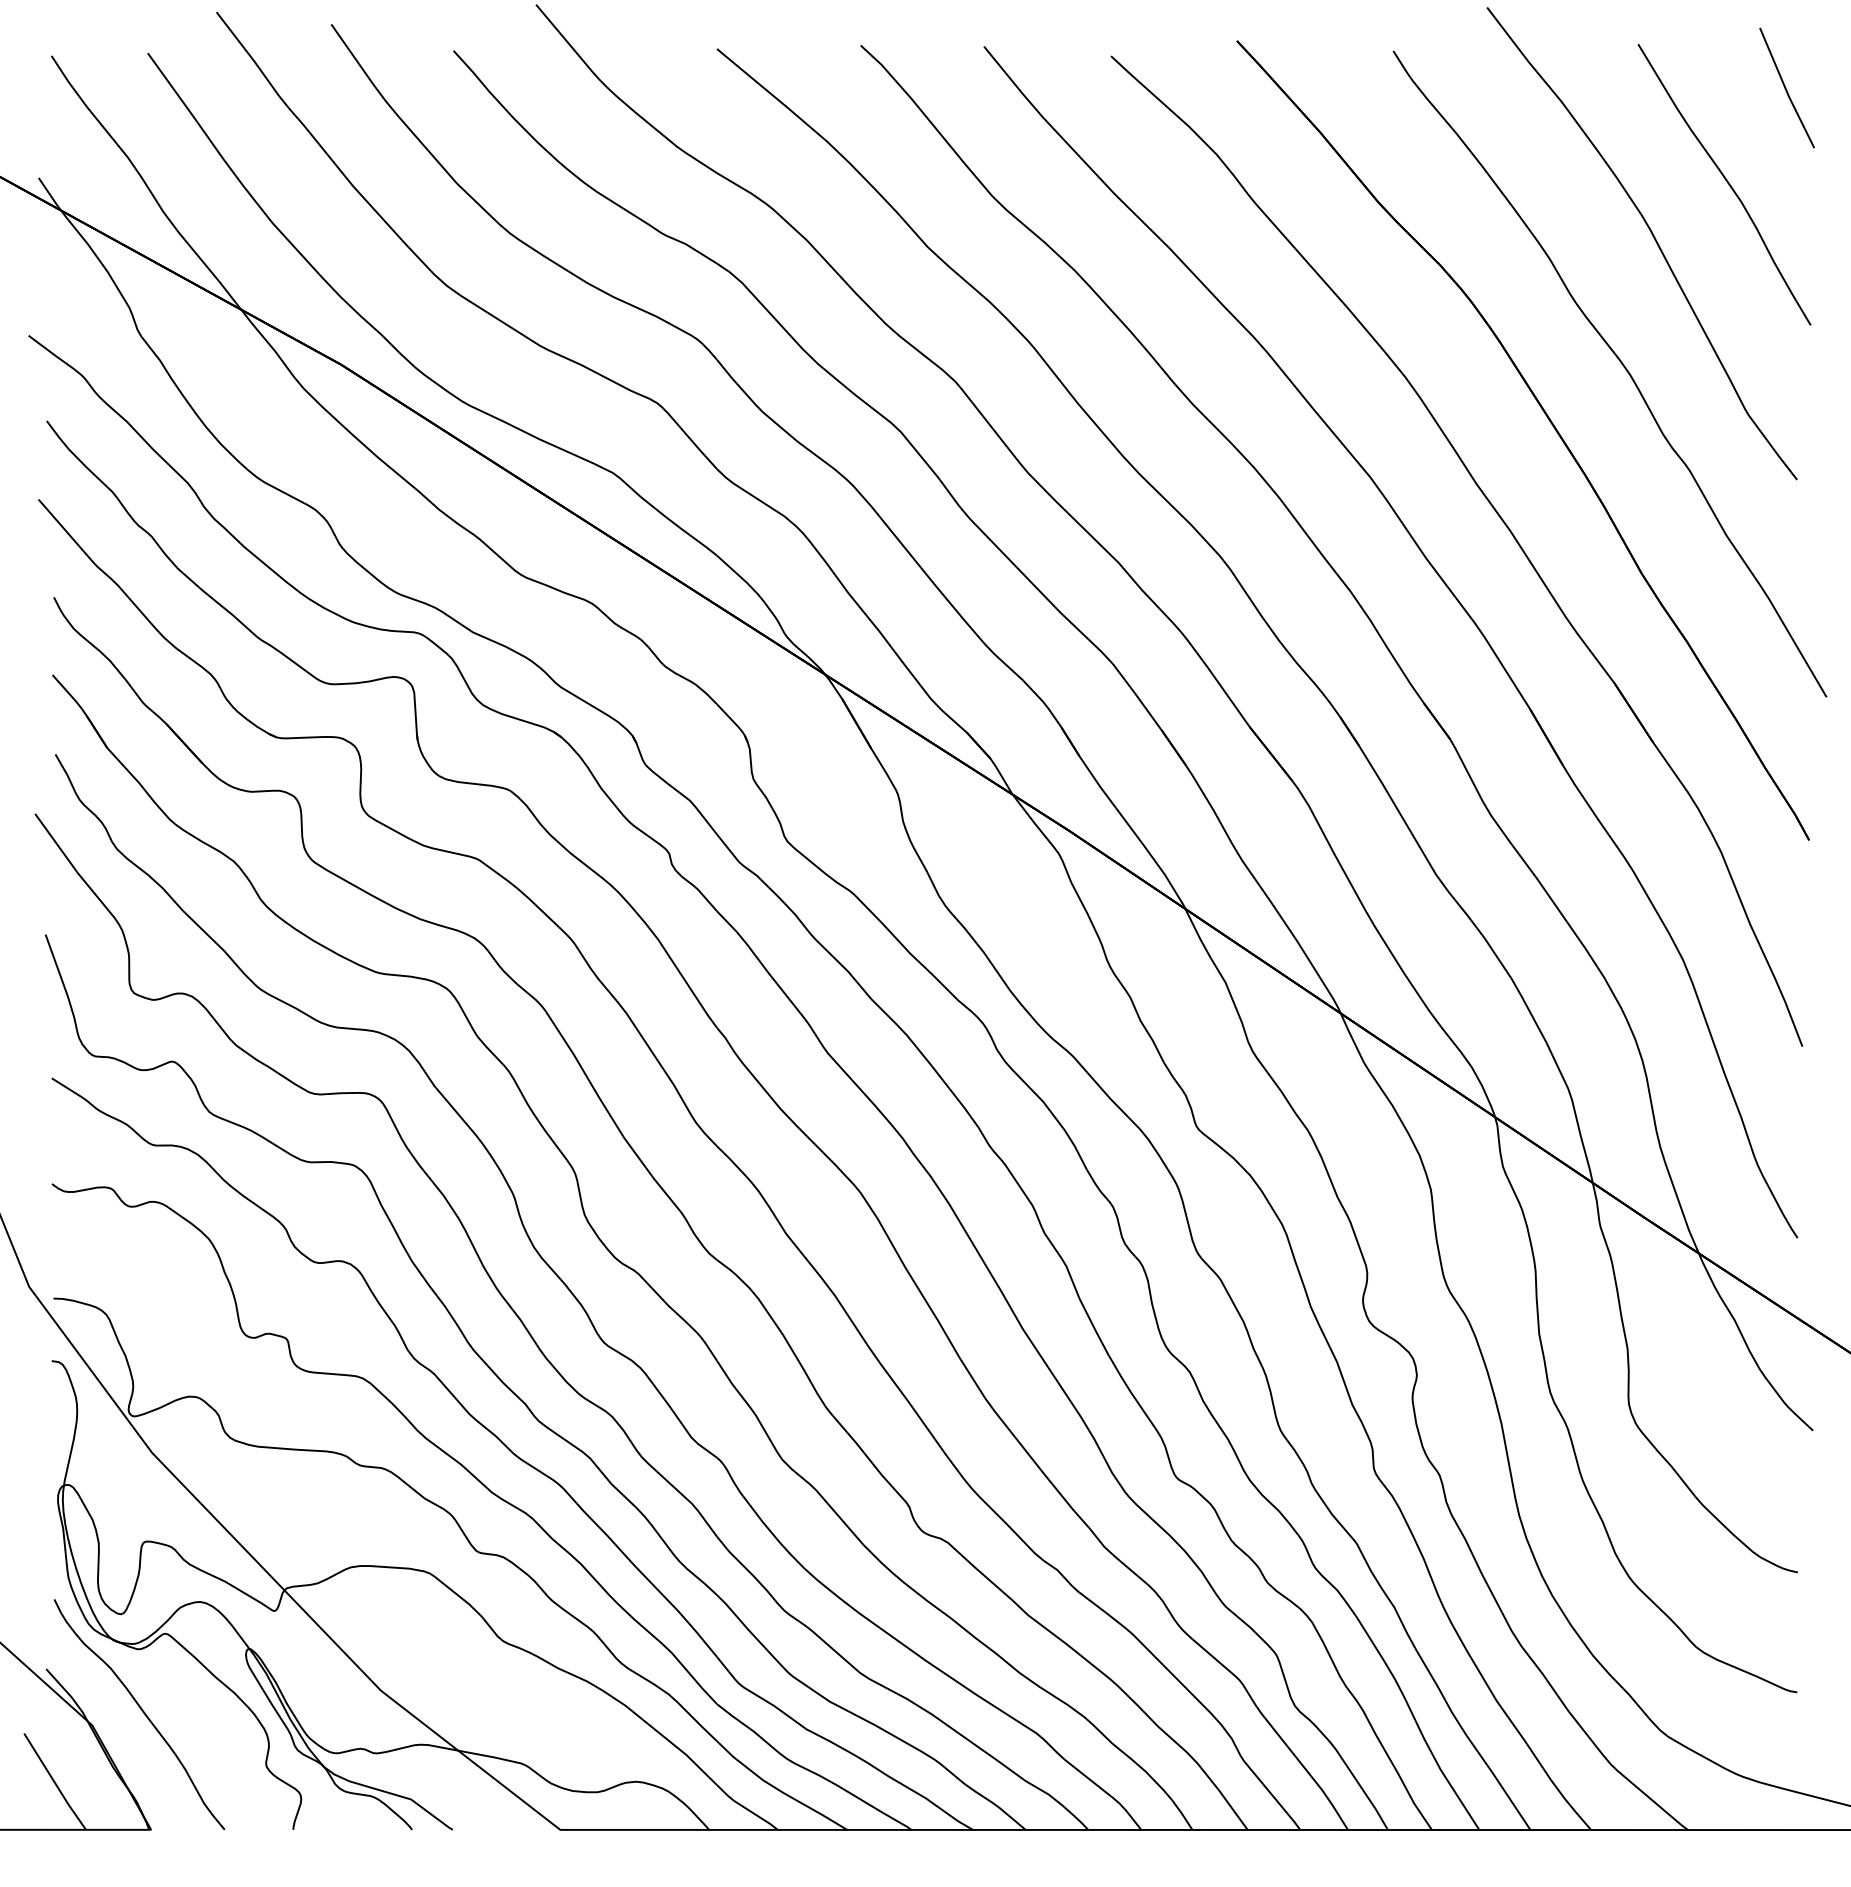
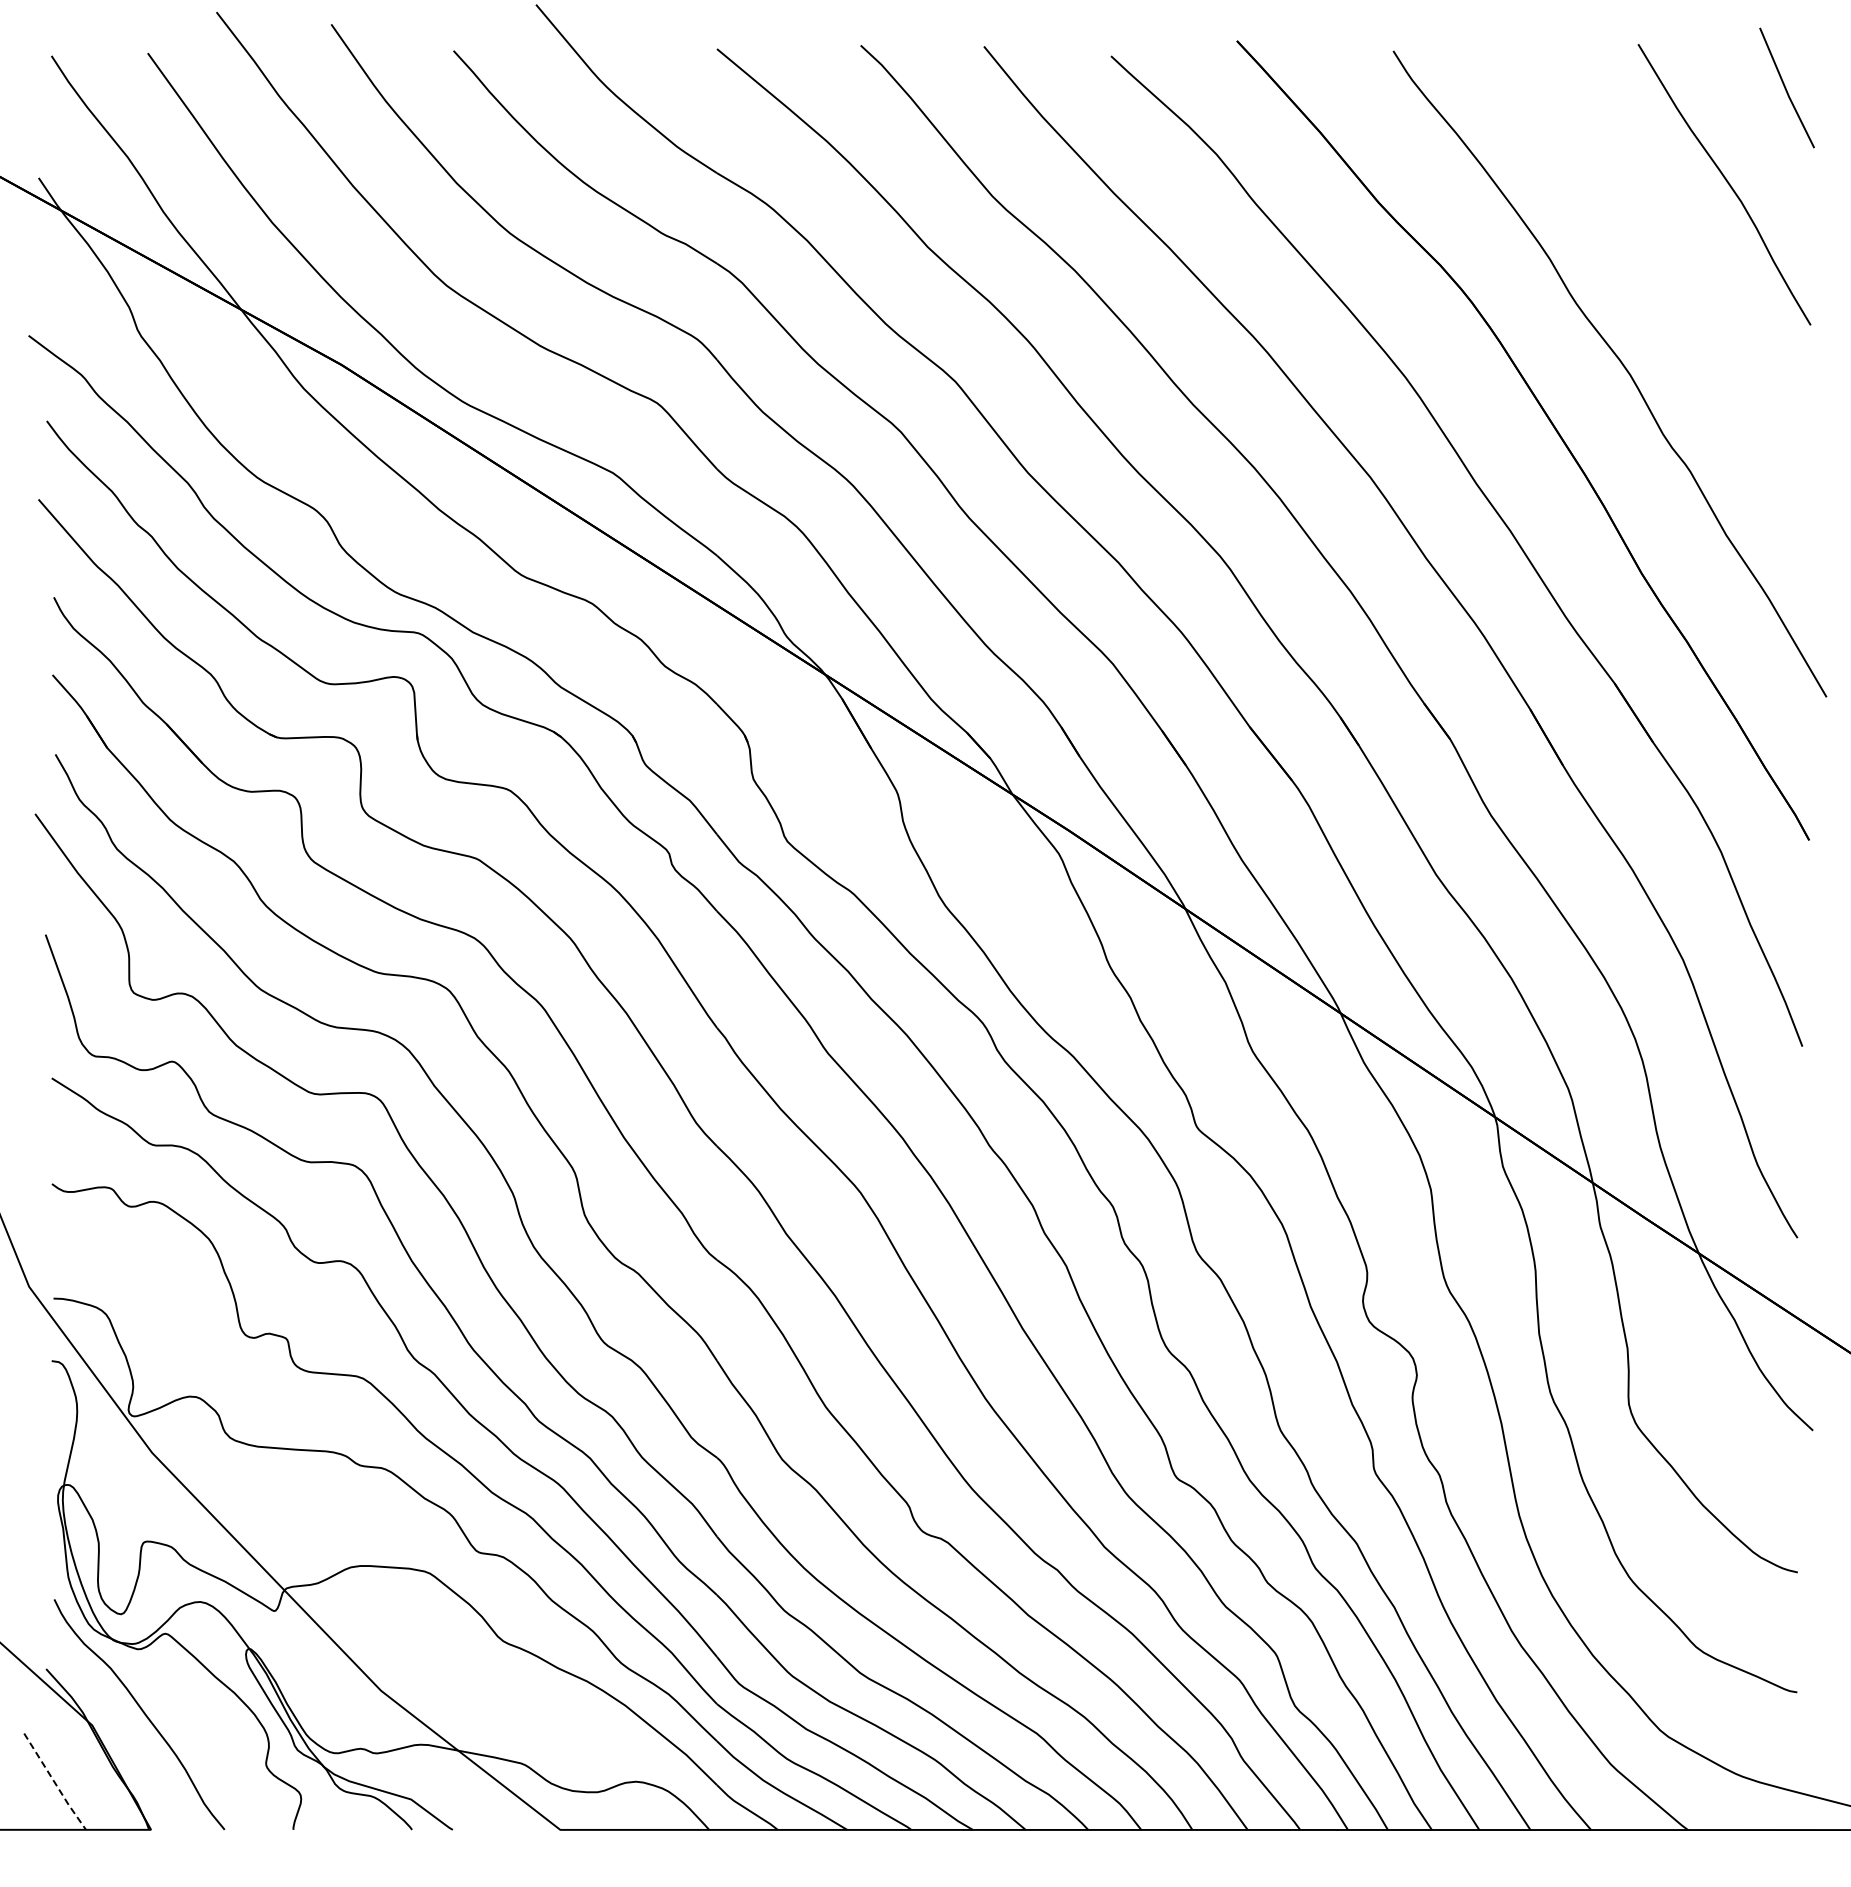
curve: present -> none (1653, 238)
line: solid -> dashed (55, 1783)
